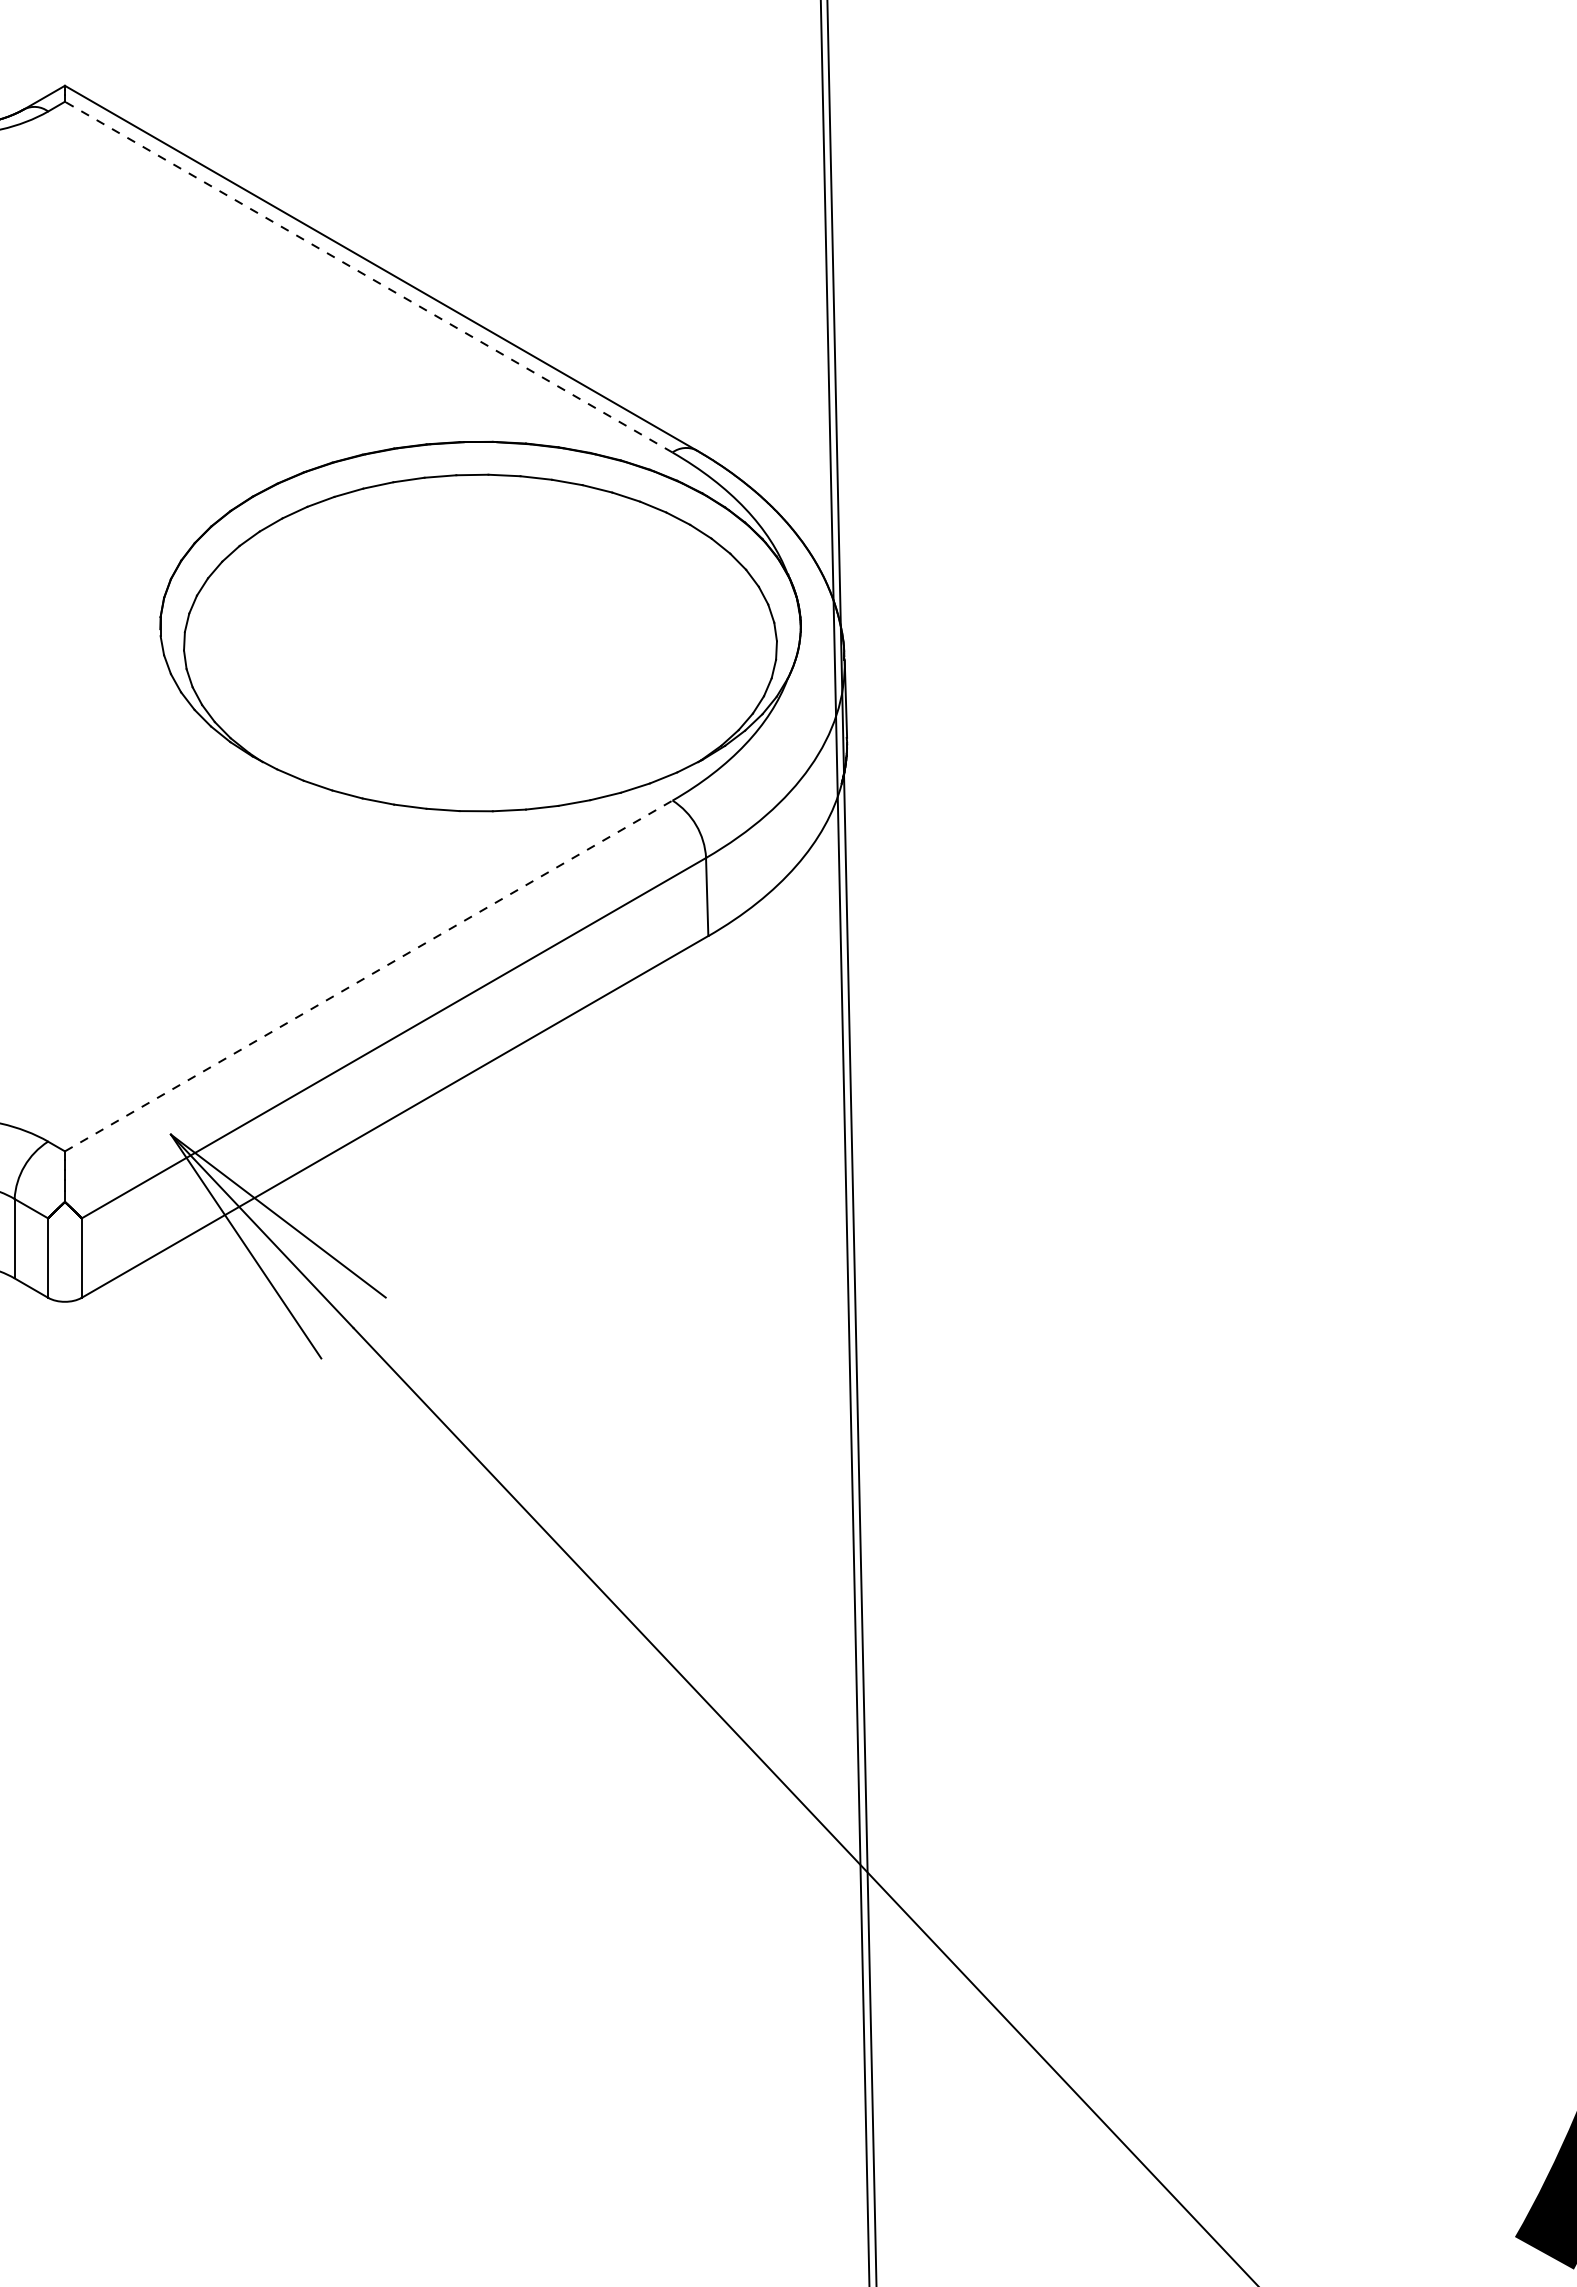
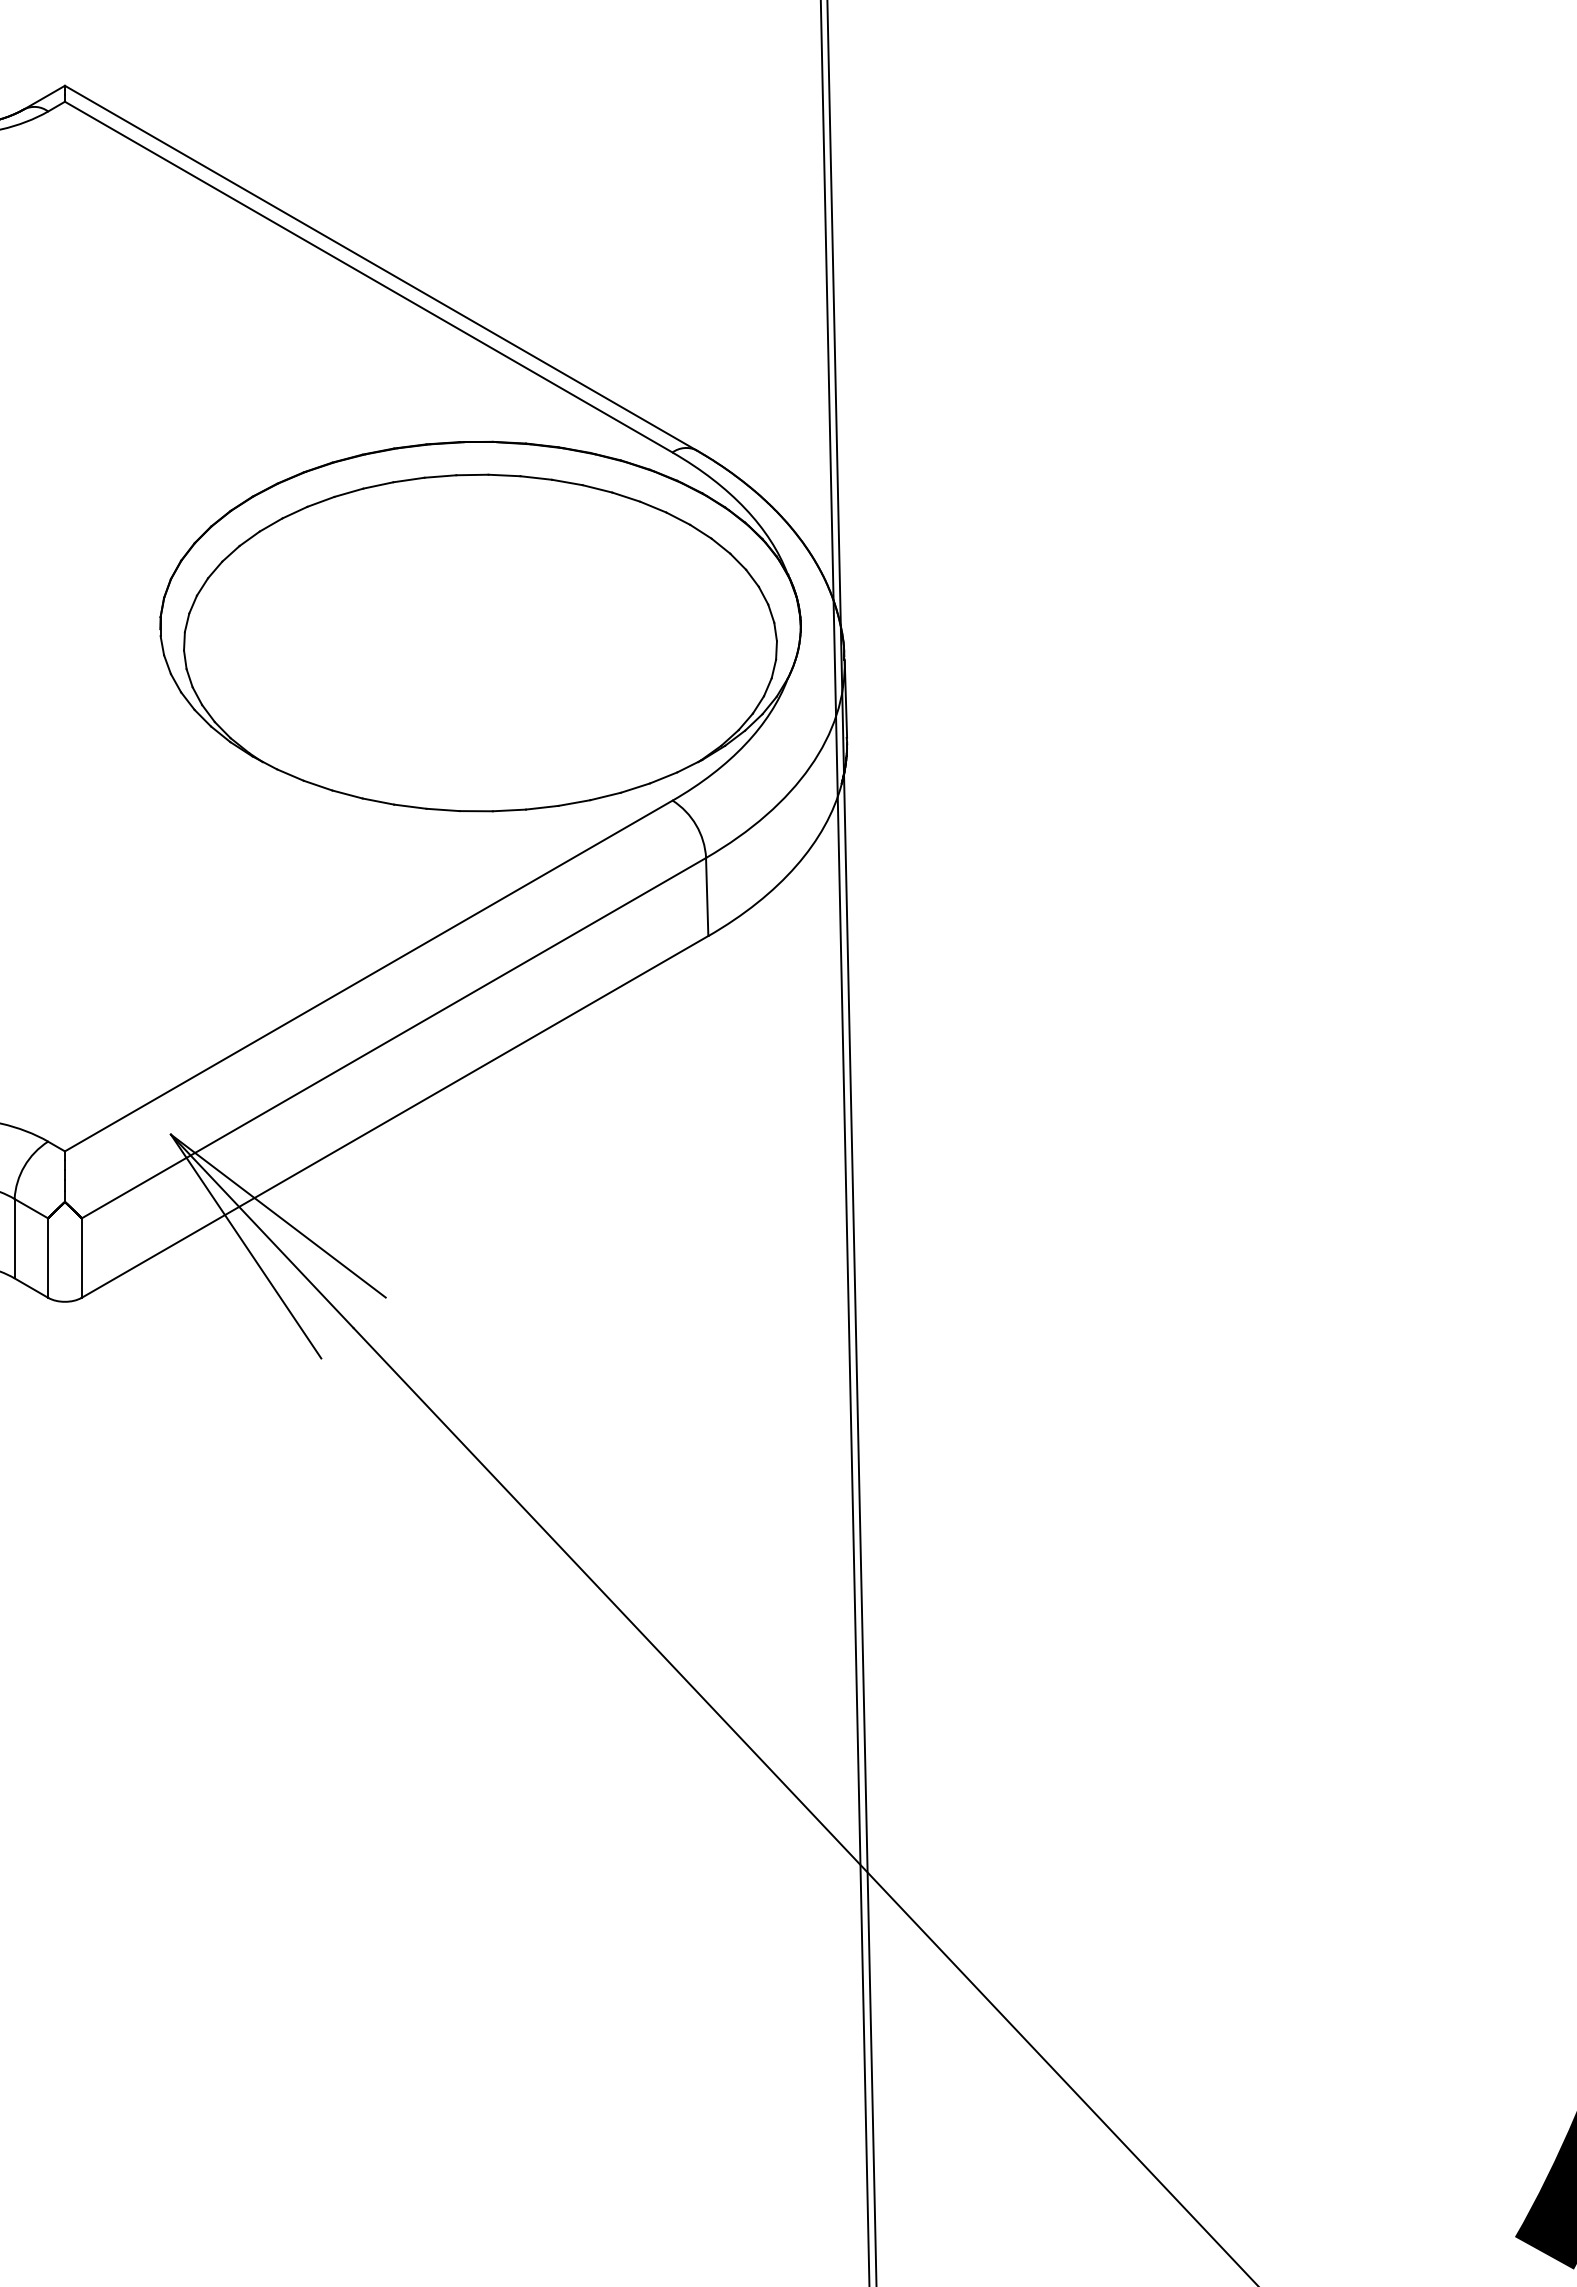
line: dashed -> solid (368, 277)
line: dashed -> solid (368, 976)
